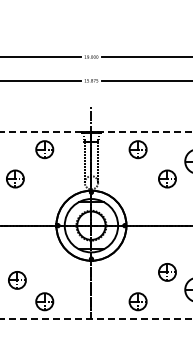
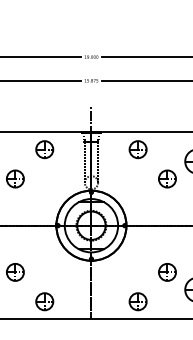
line: dashed -> solid (96, 132)
part position: (17, 280) -> (15, 272) (15, 272)
line: dashed -> solid (96, 319)
